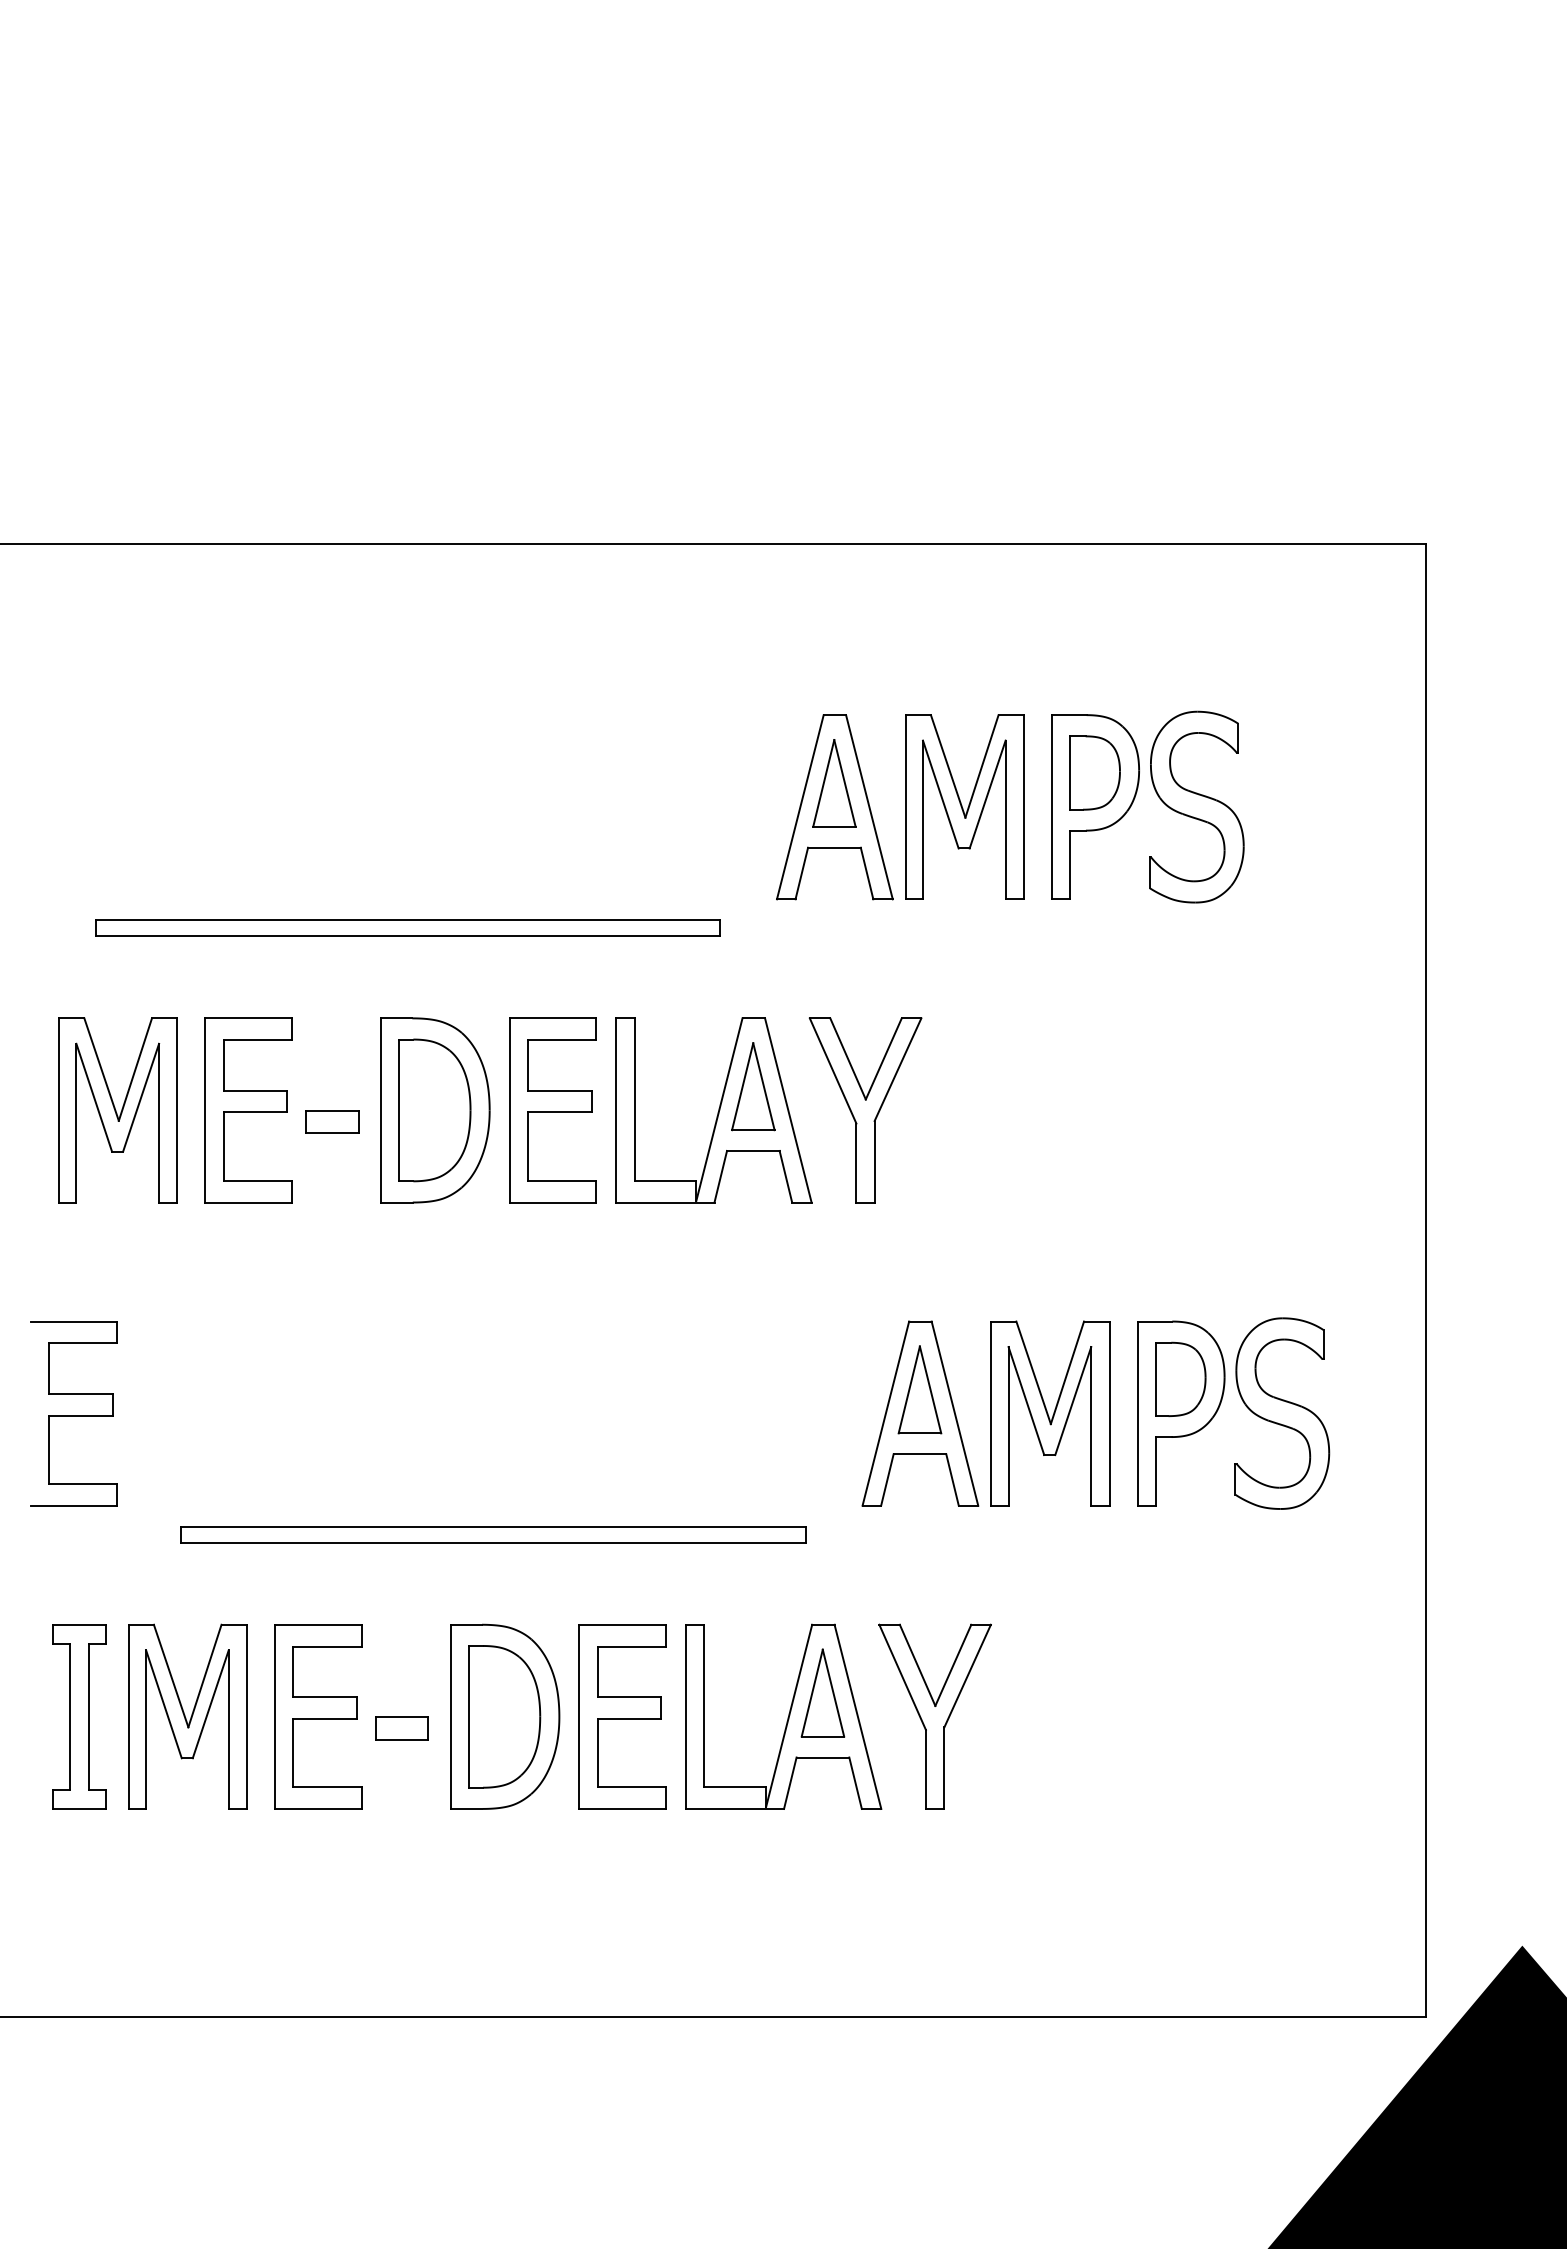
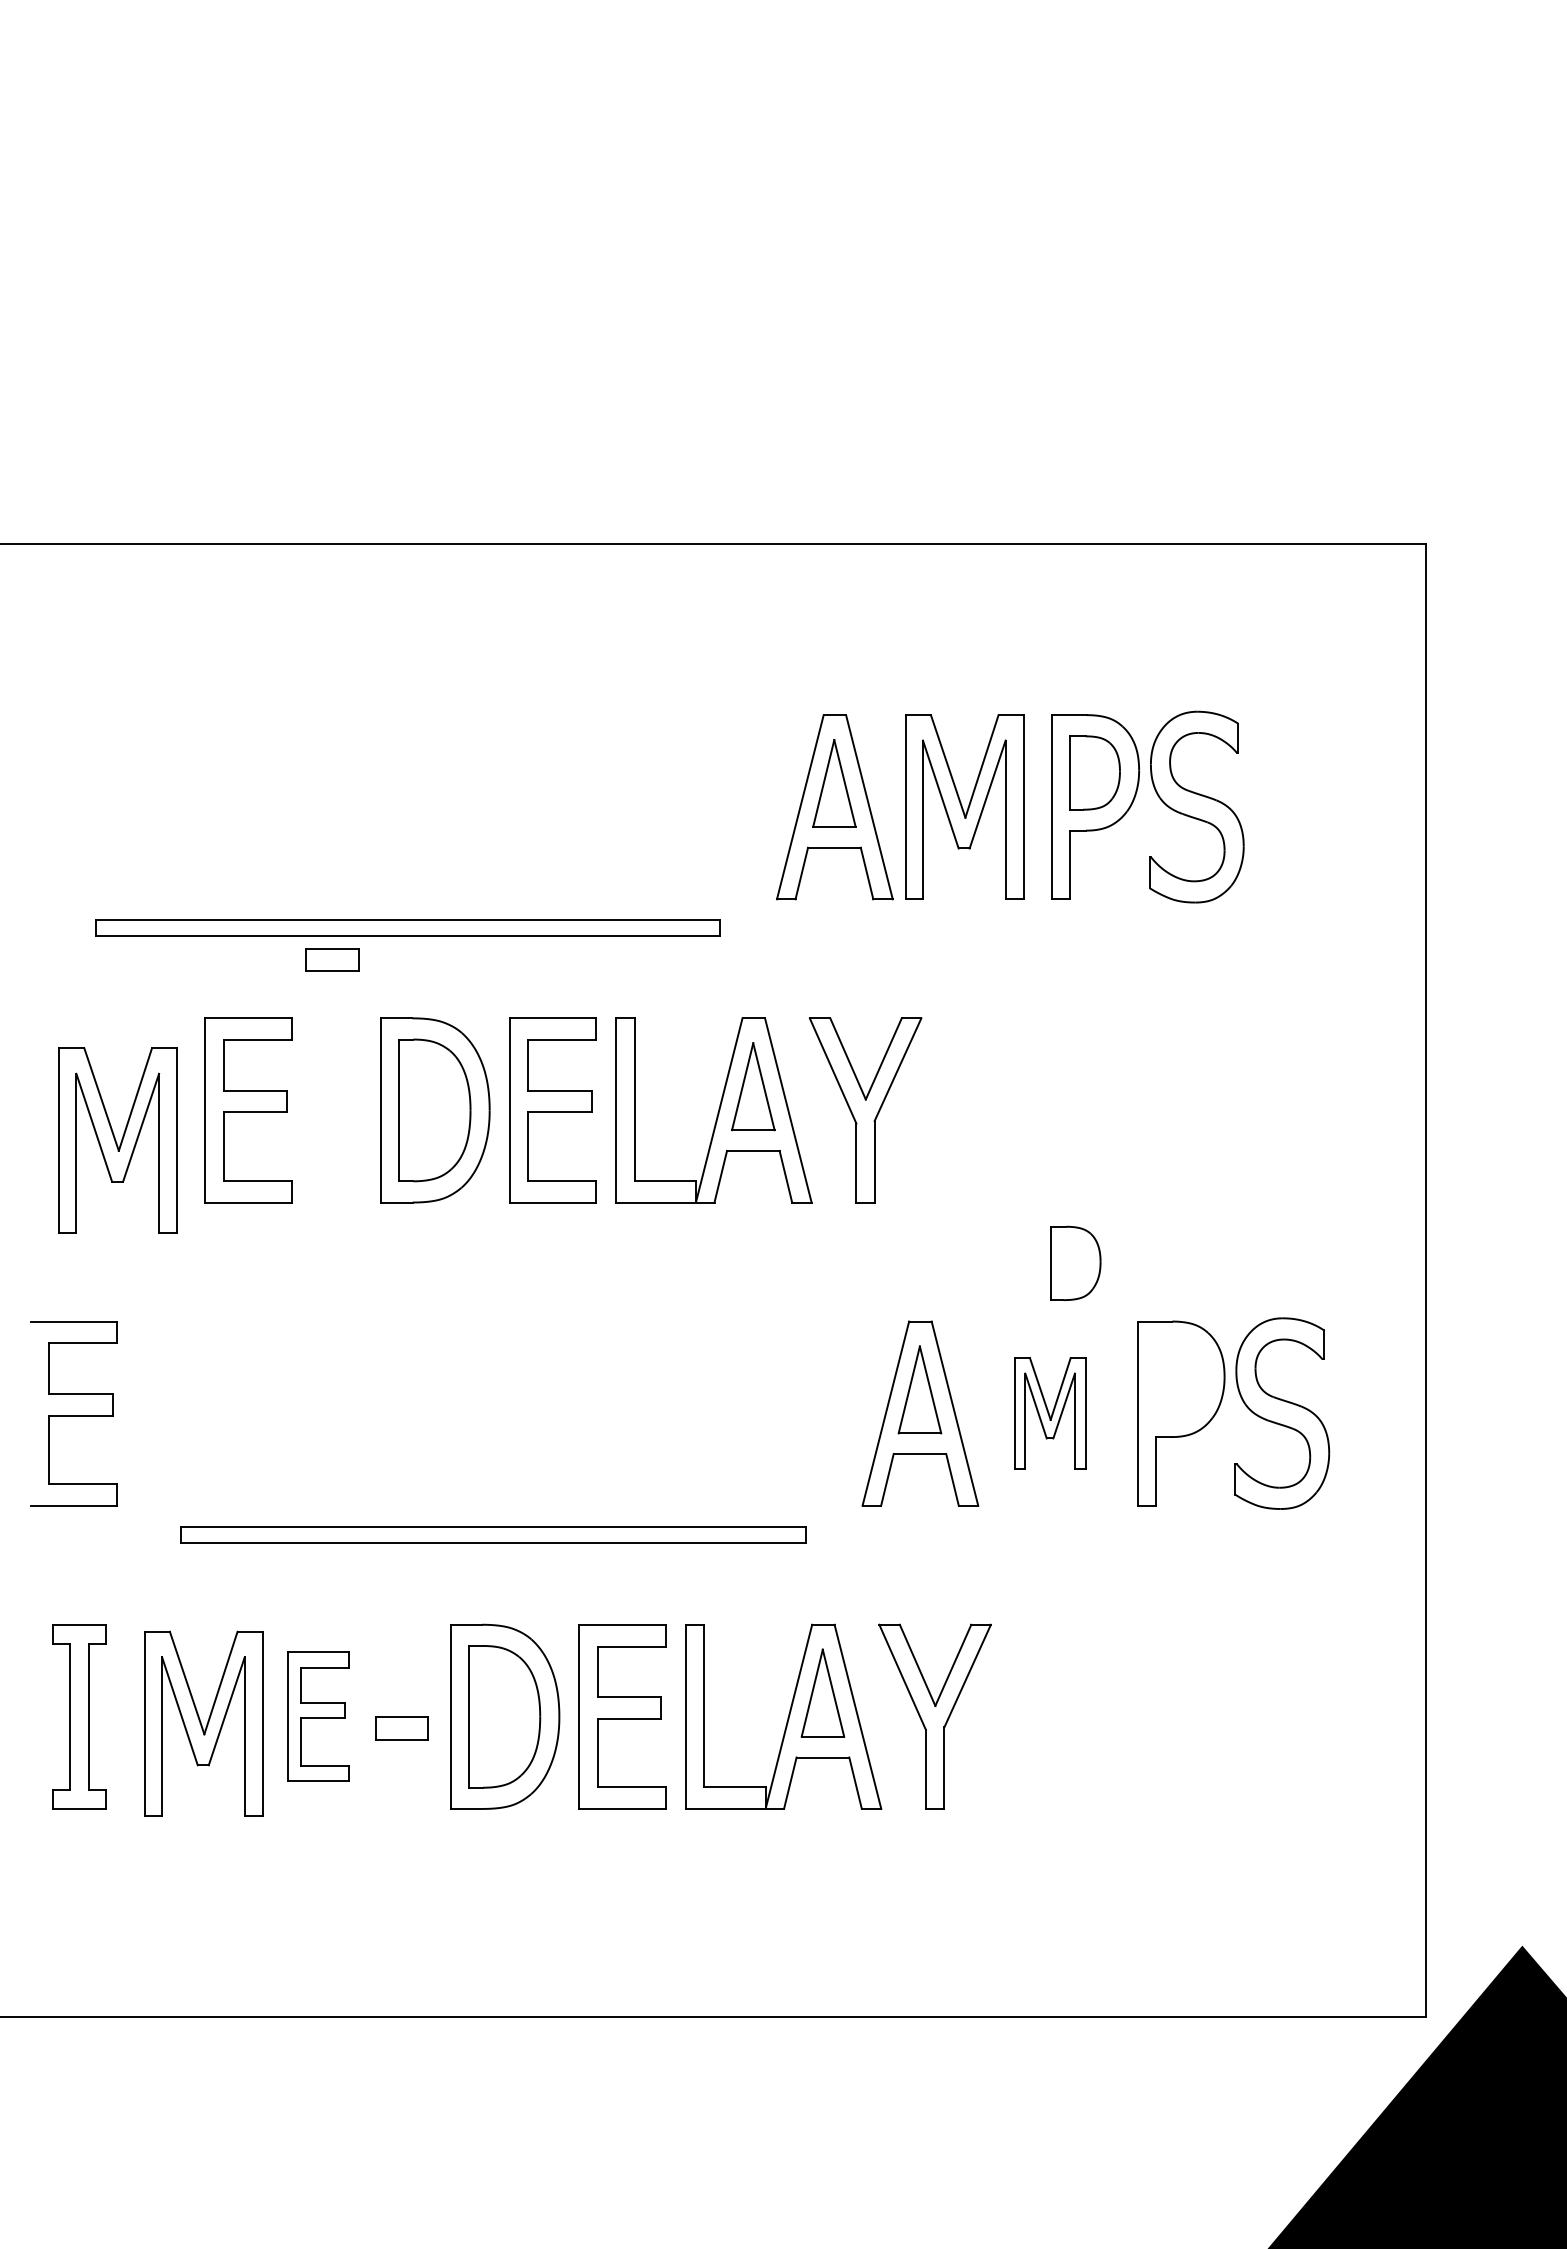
part position: (117, 1110) -> (117, 1140) (117, 1140)
part position: (332, 1121) -> (332, 959) (332, 959)
part position: (1180, 1378) -> (1075, 1262) (1075, 1262)
part size: 121x187 px -> 73x113 px (1050, 1413)
part position: (187, 1716) -> (203, 1723) (203, 1723)
part size: 89x186 px -> 63x131 px (318, 1716)
